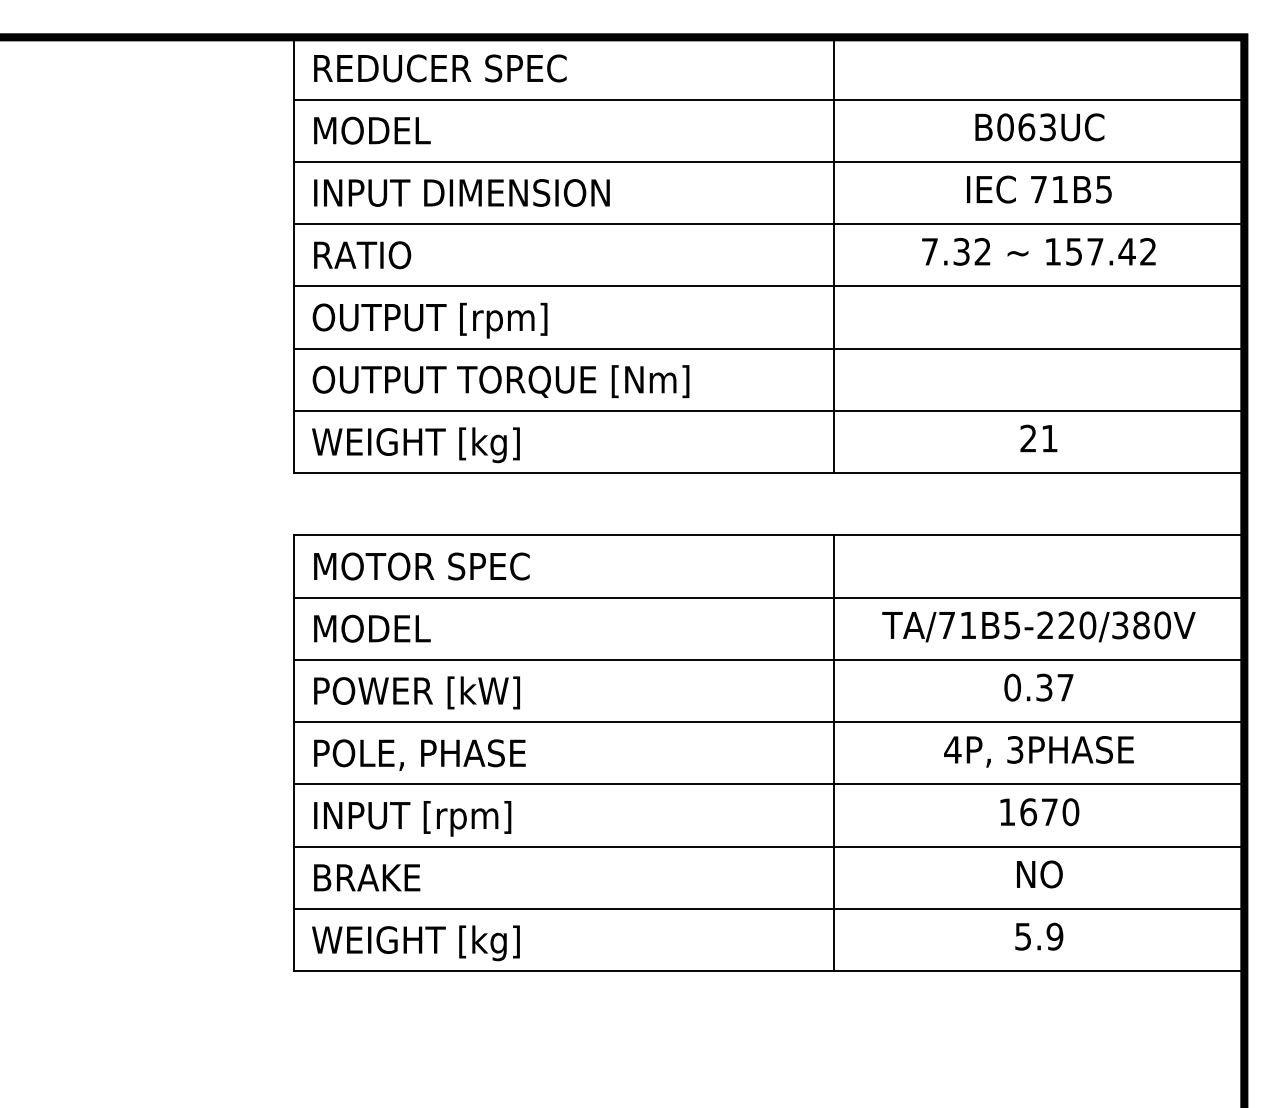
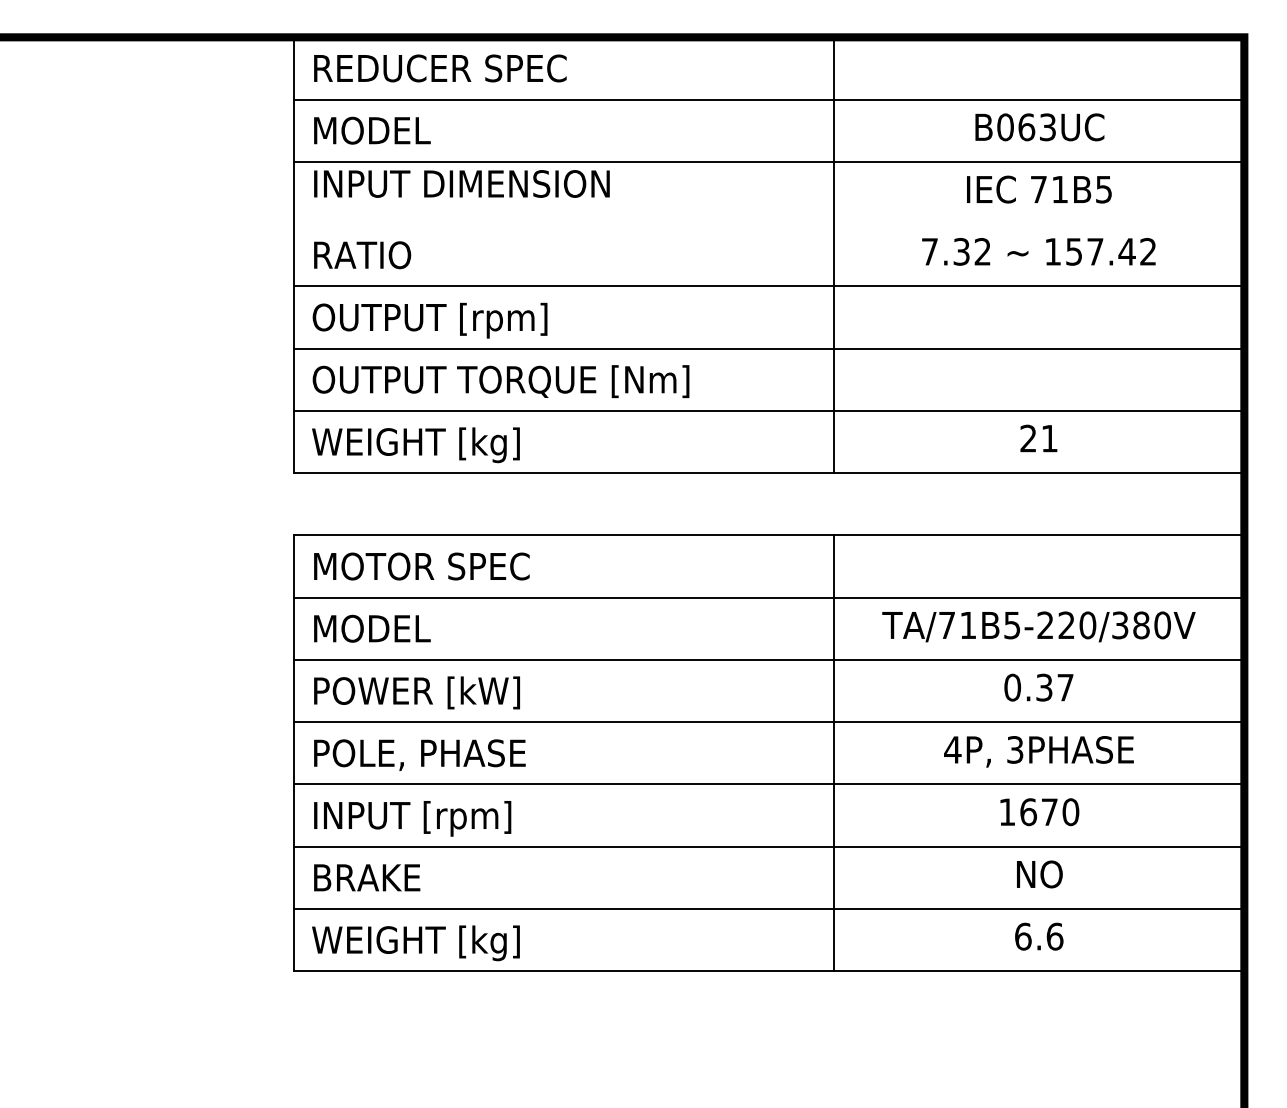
text position: (461, 192) -> (461, 183) (461, 183)
line: present -> none (768, 224)
text: 5.9 -> 6.6 (1039, 936)
